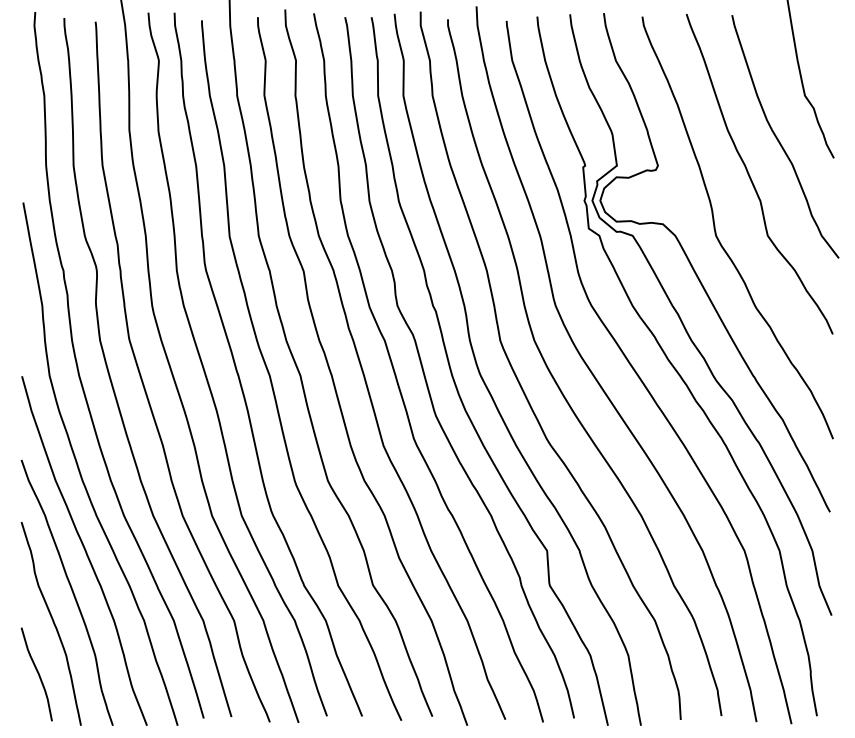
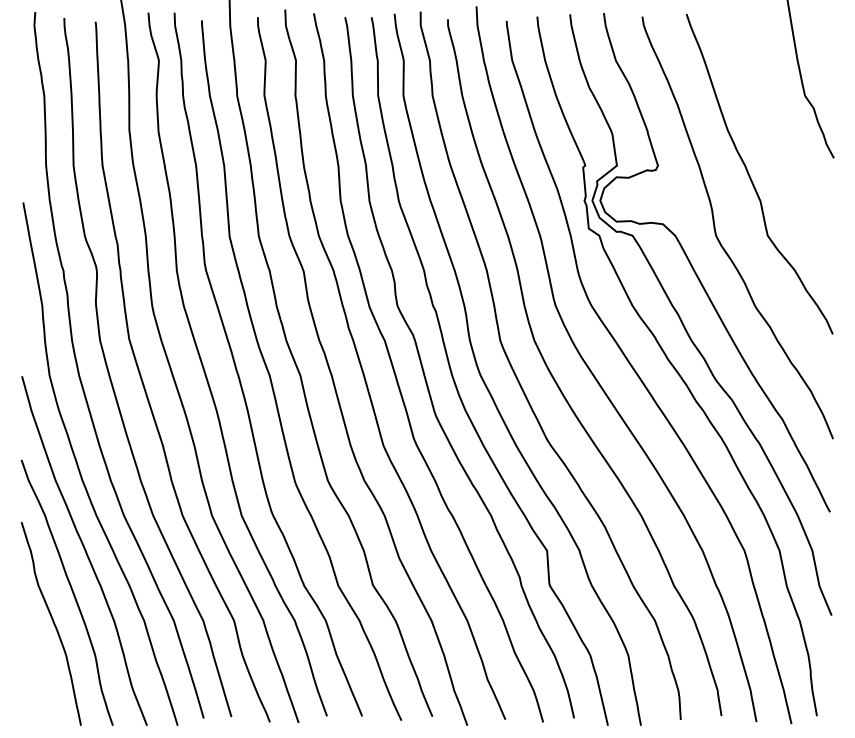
curve: present -> none (779, 140)
curve: present -> none (37, 673)
